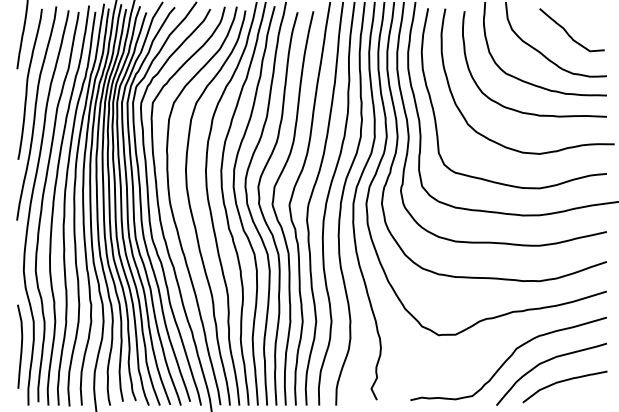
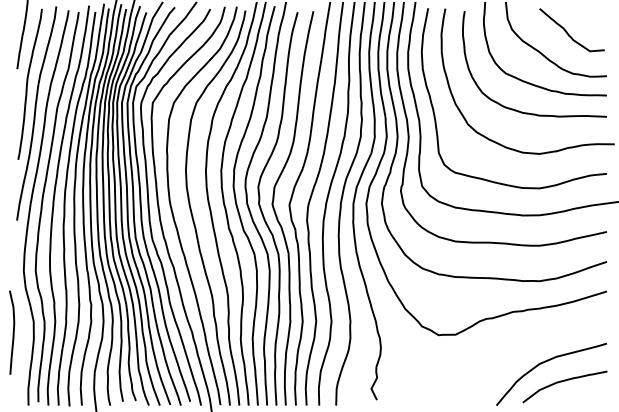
curve position: (20, 346) -> (12, 332) (12, 332)
curve: present -> none (508, 358)
